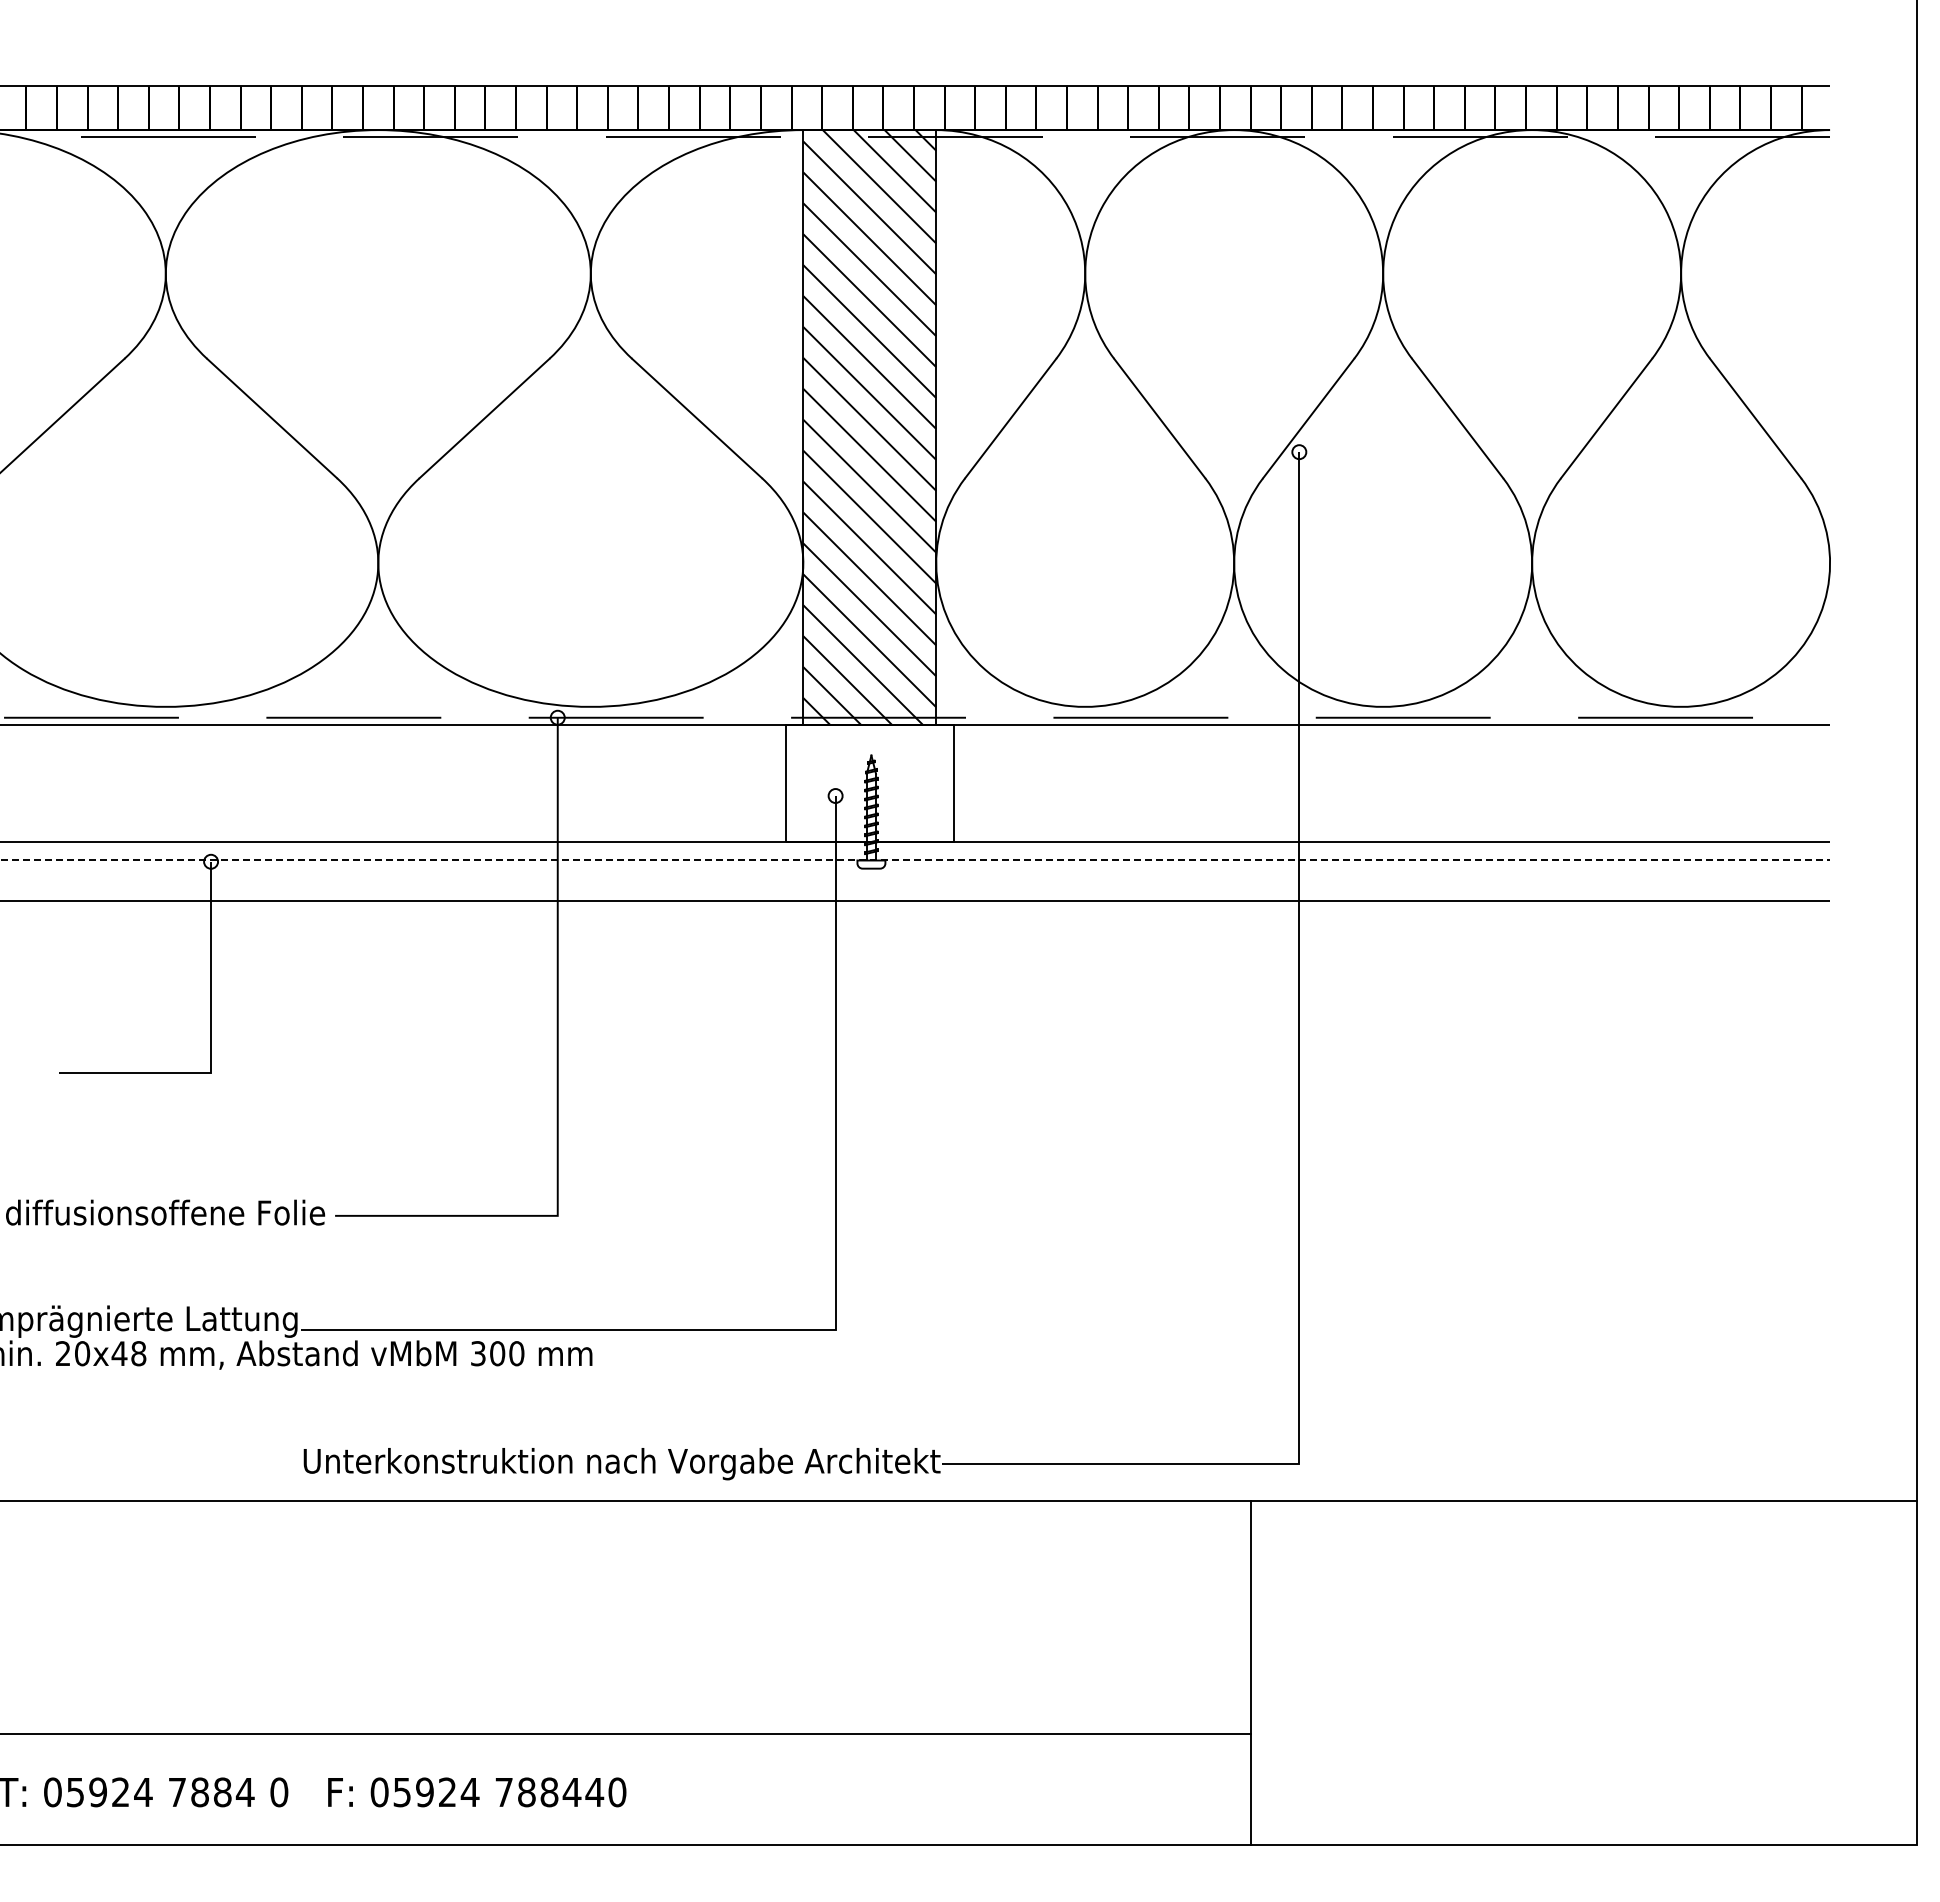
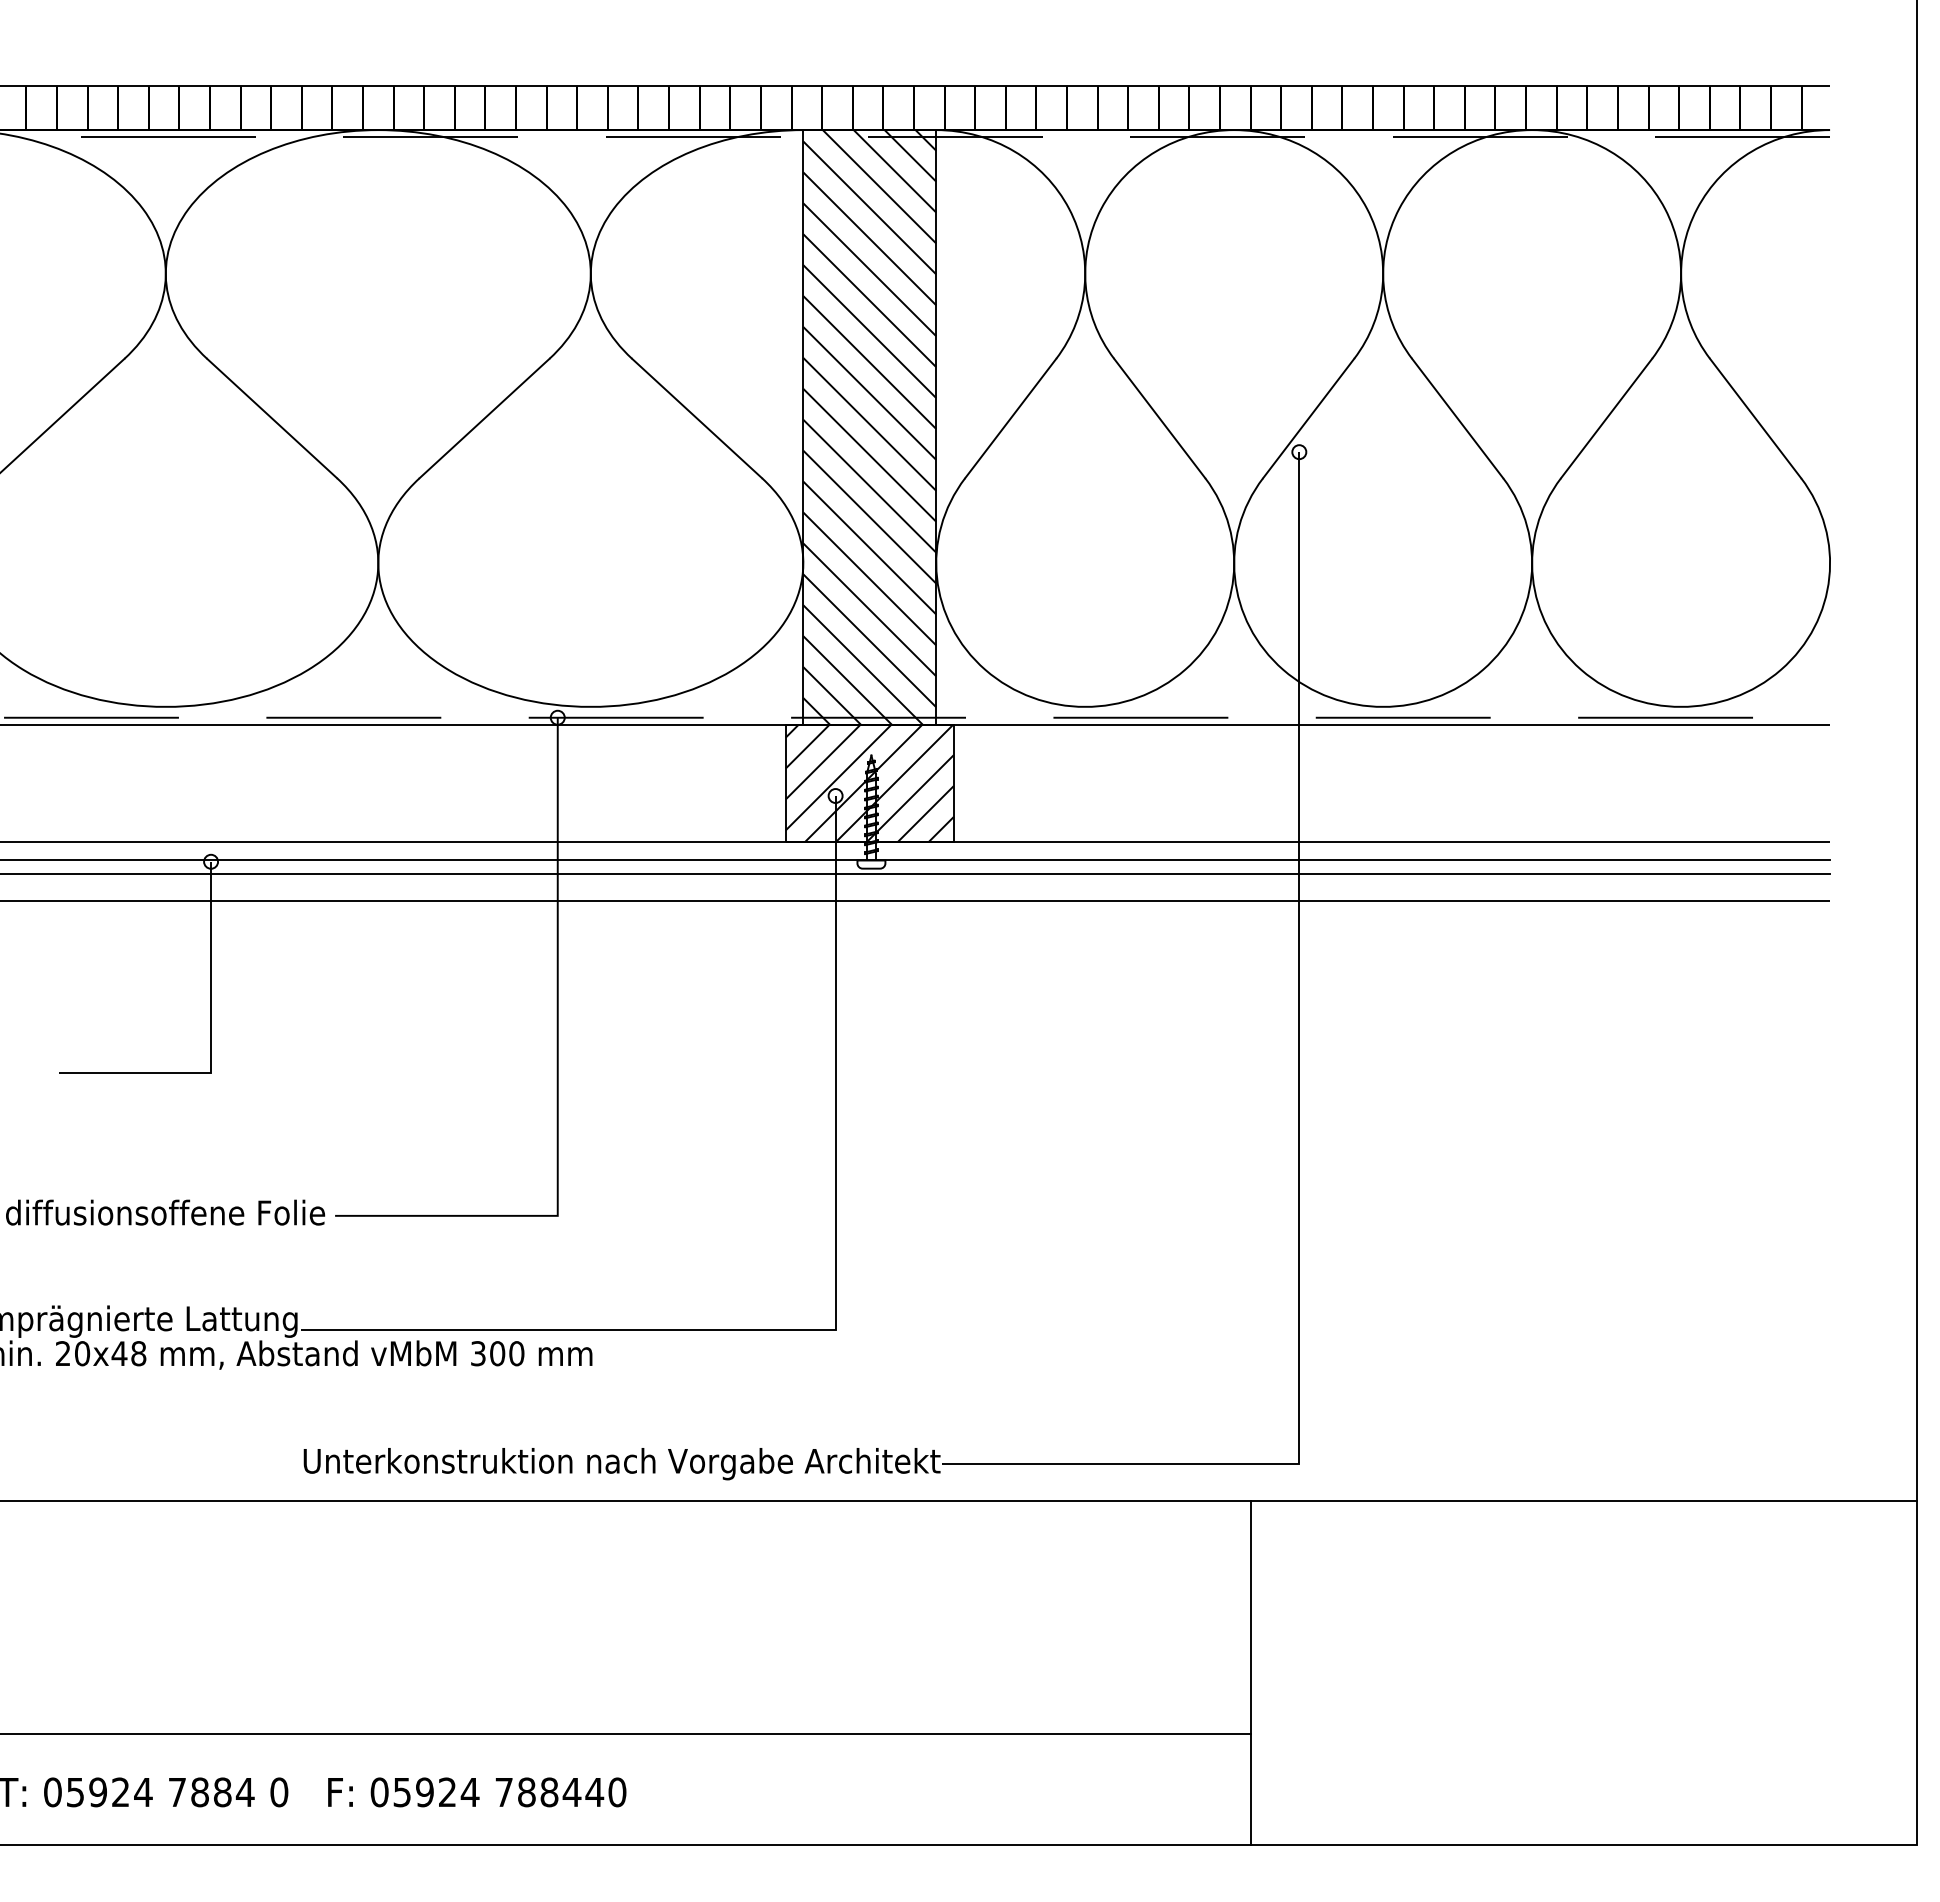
hatch: none -> present (869, 782)
line: dashed -> solid (915, 860)
line: none -> present (916, 874)
